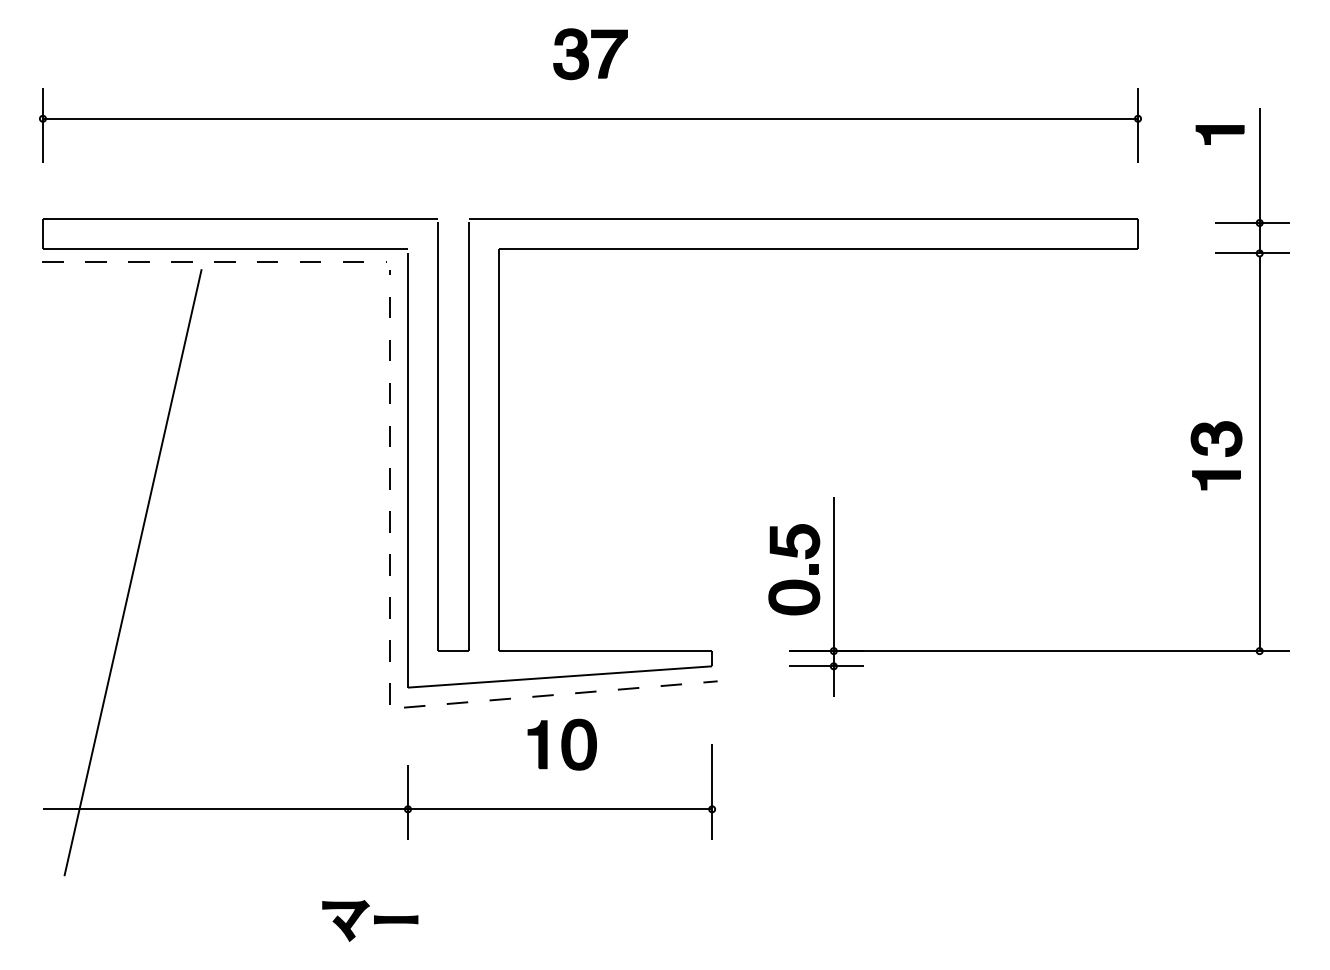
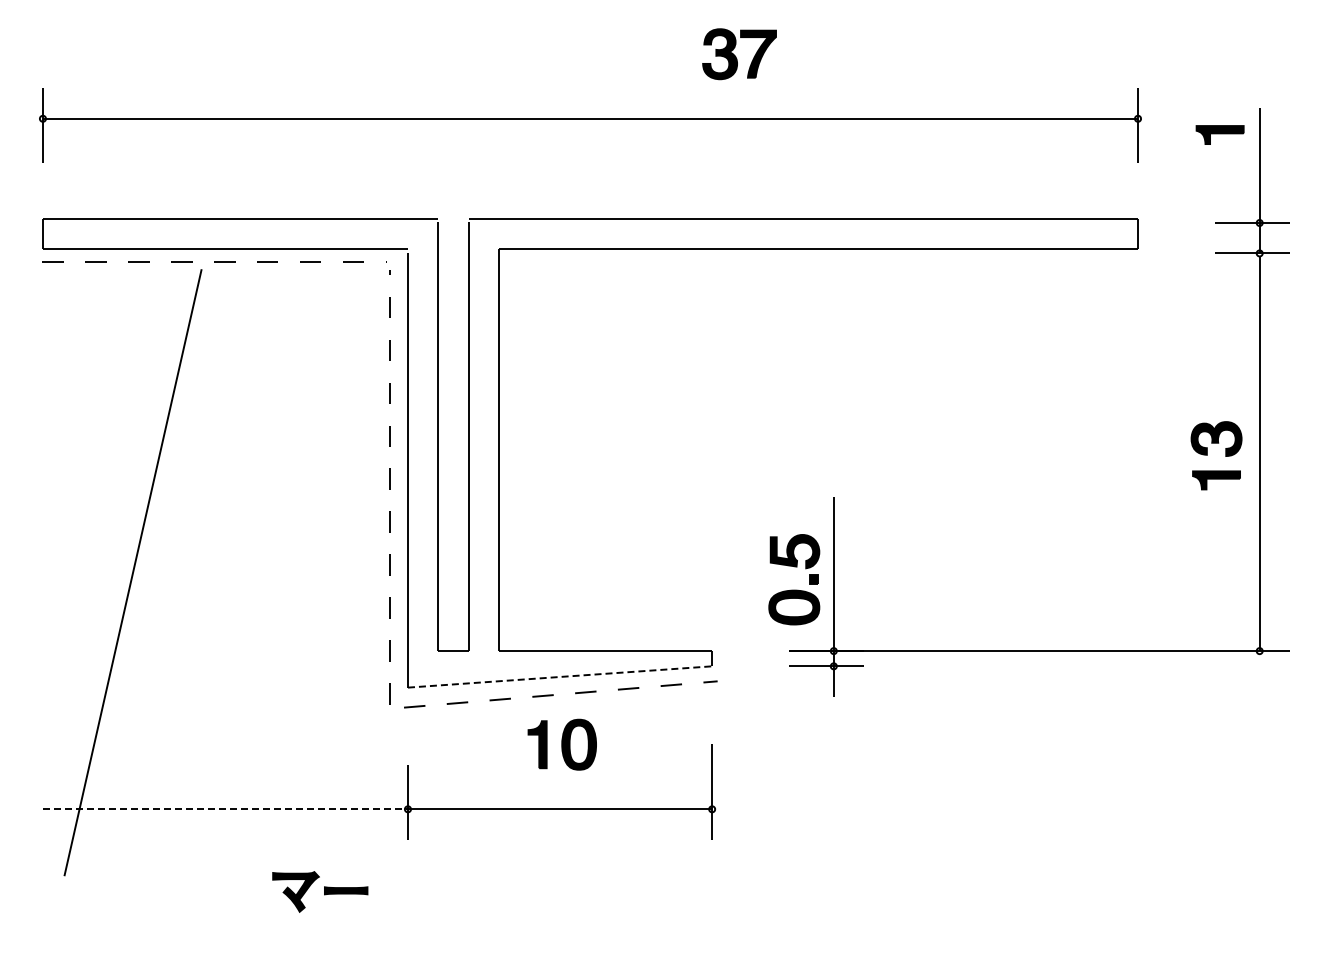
part position: (590, 54) -> (739, 54) (739, 54)
part position: (794, 579) -> (794, 589) (794, 589)
line: solid -> dashed (560, 676)
line: solid -> dashed (225, 809)
part position: (370, 920) -> (320, 891) (320, 891)
